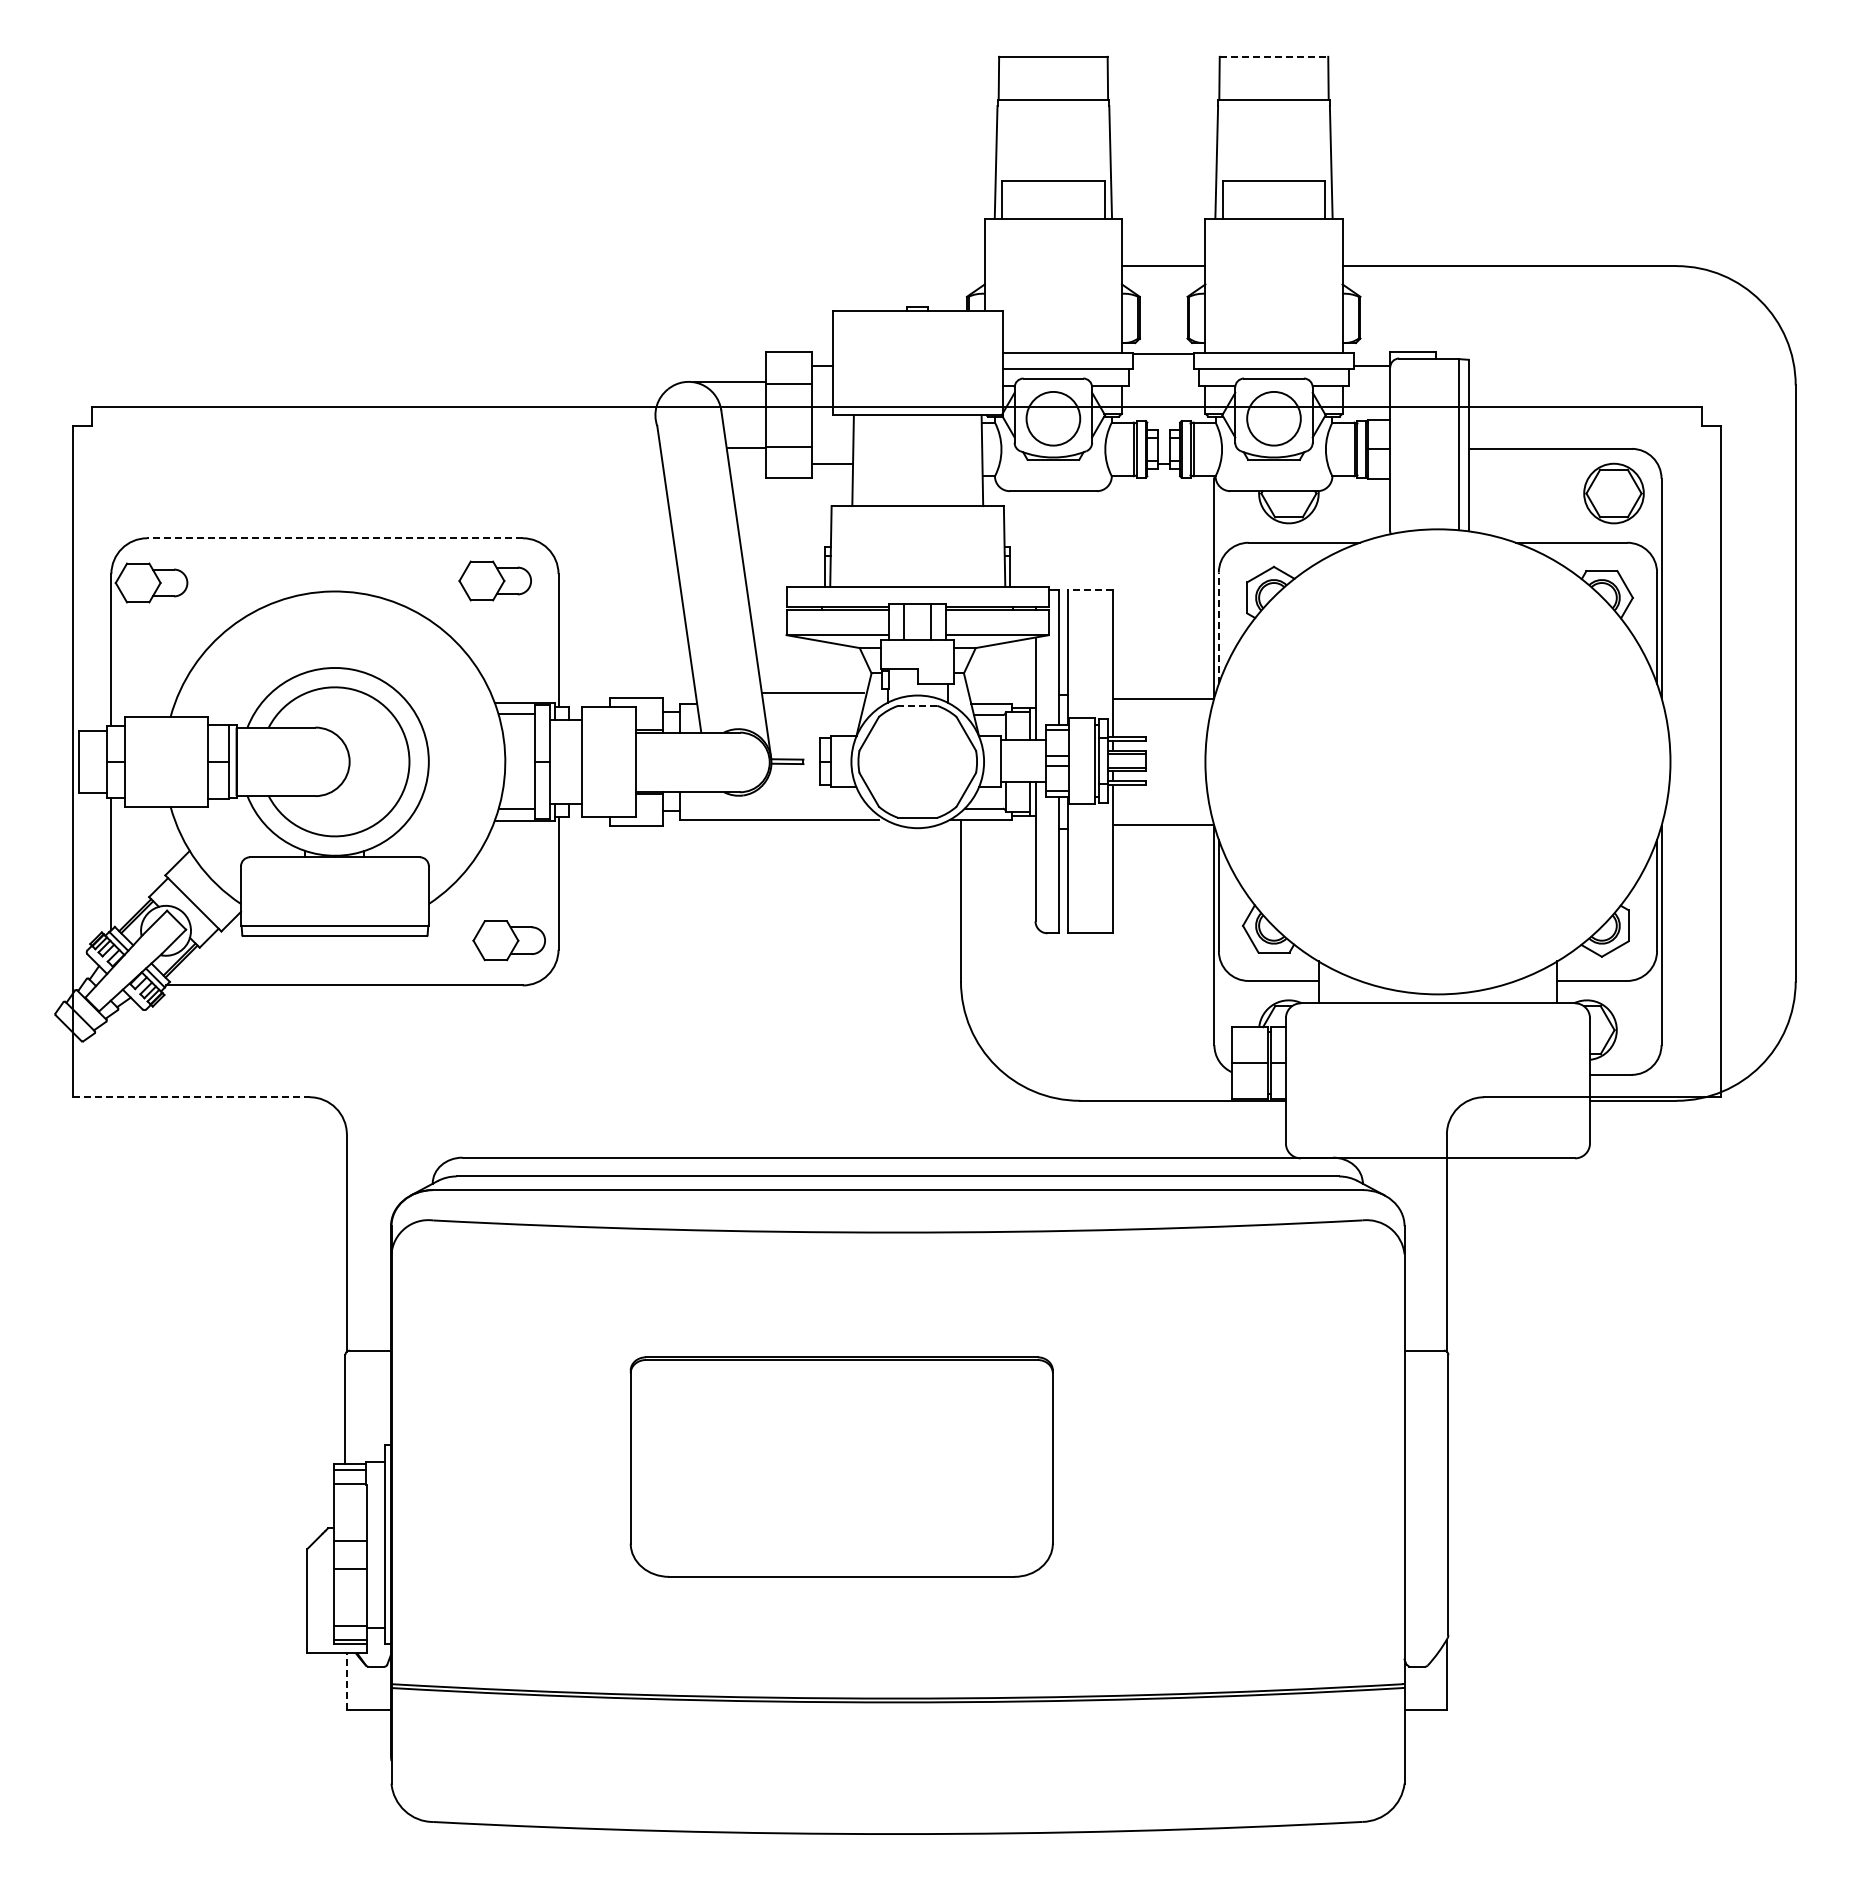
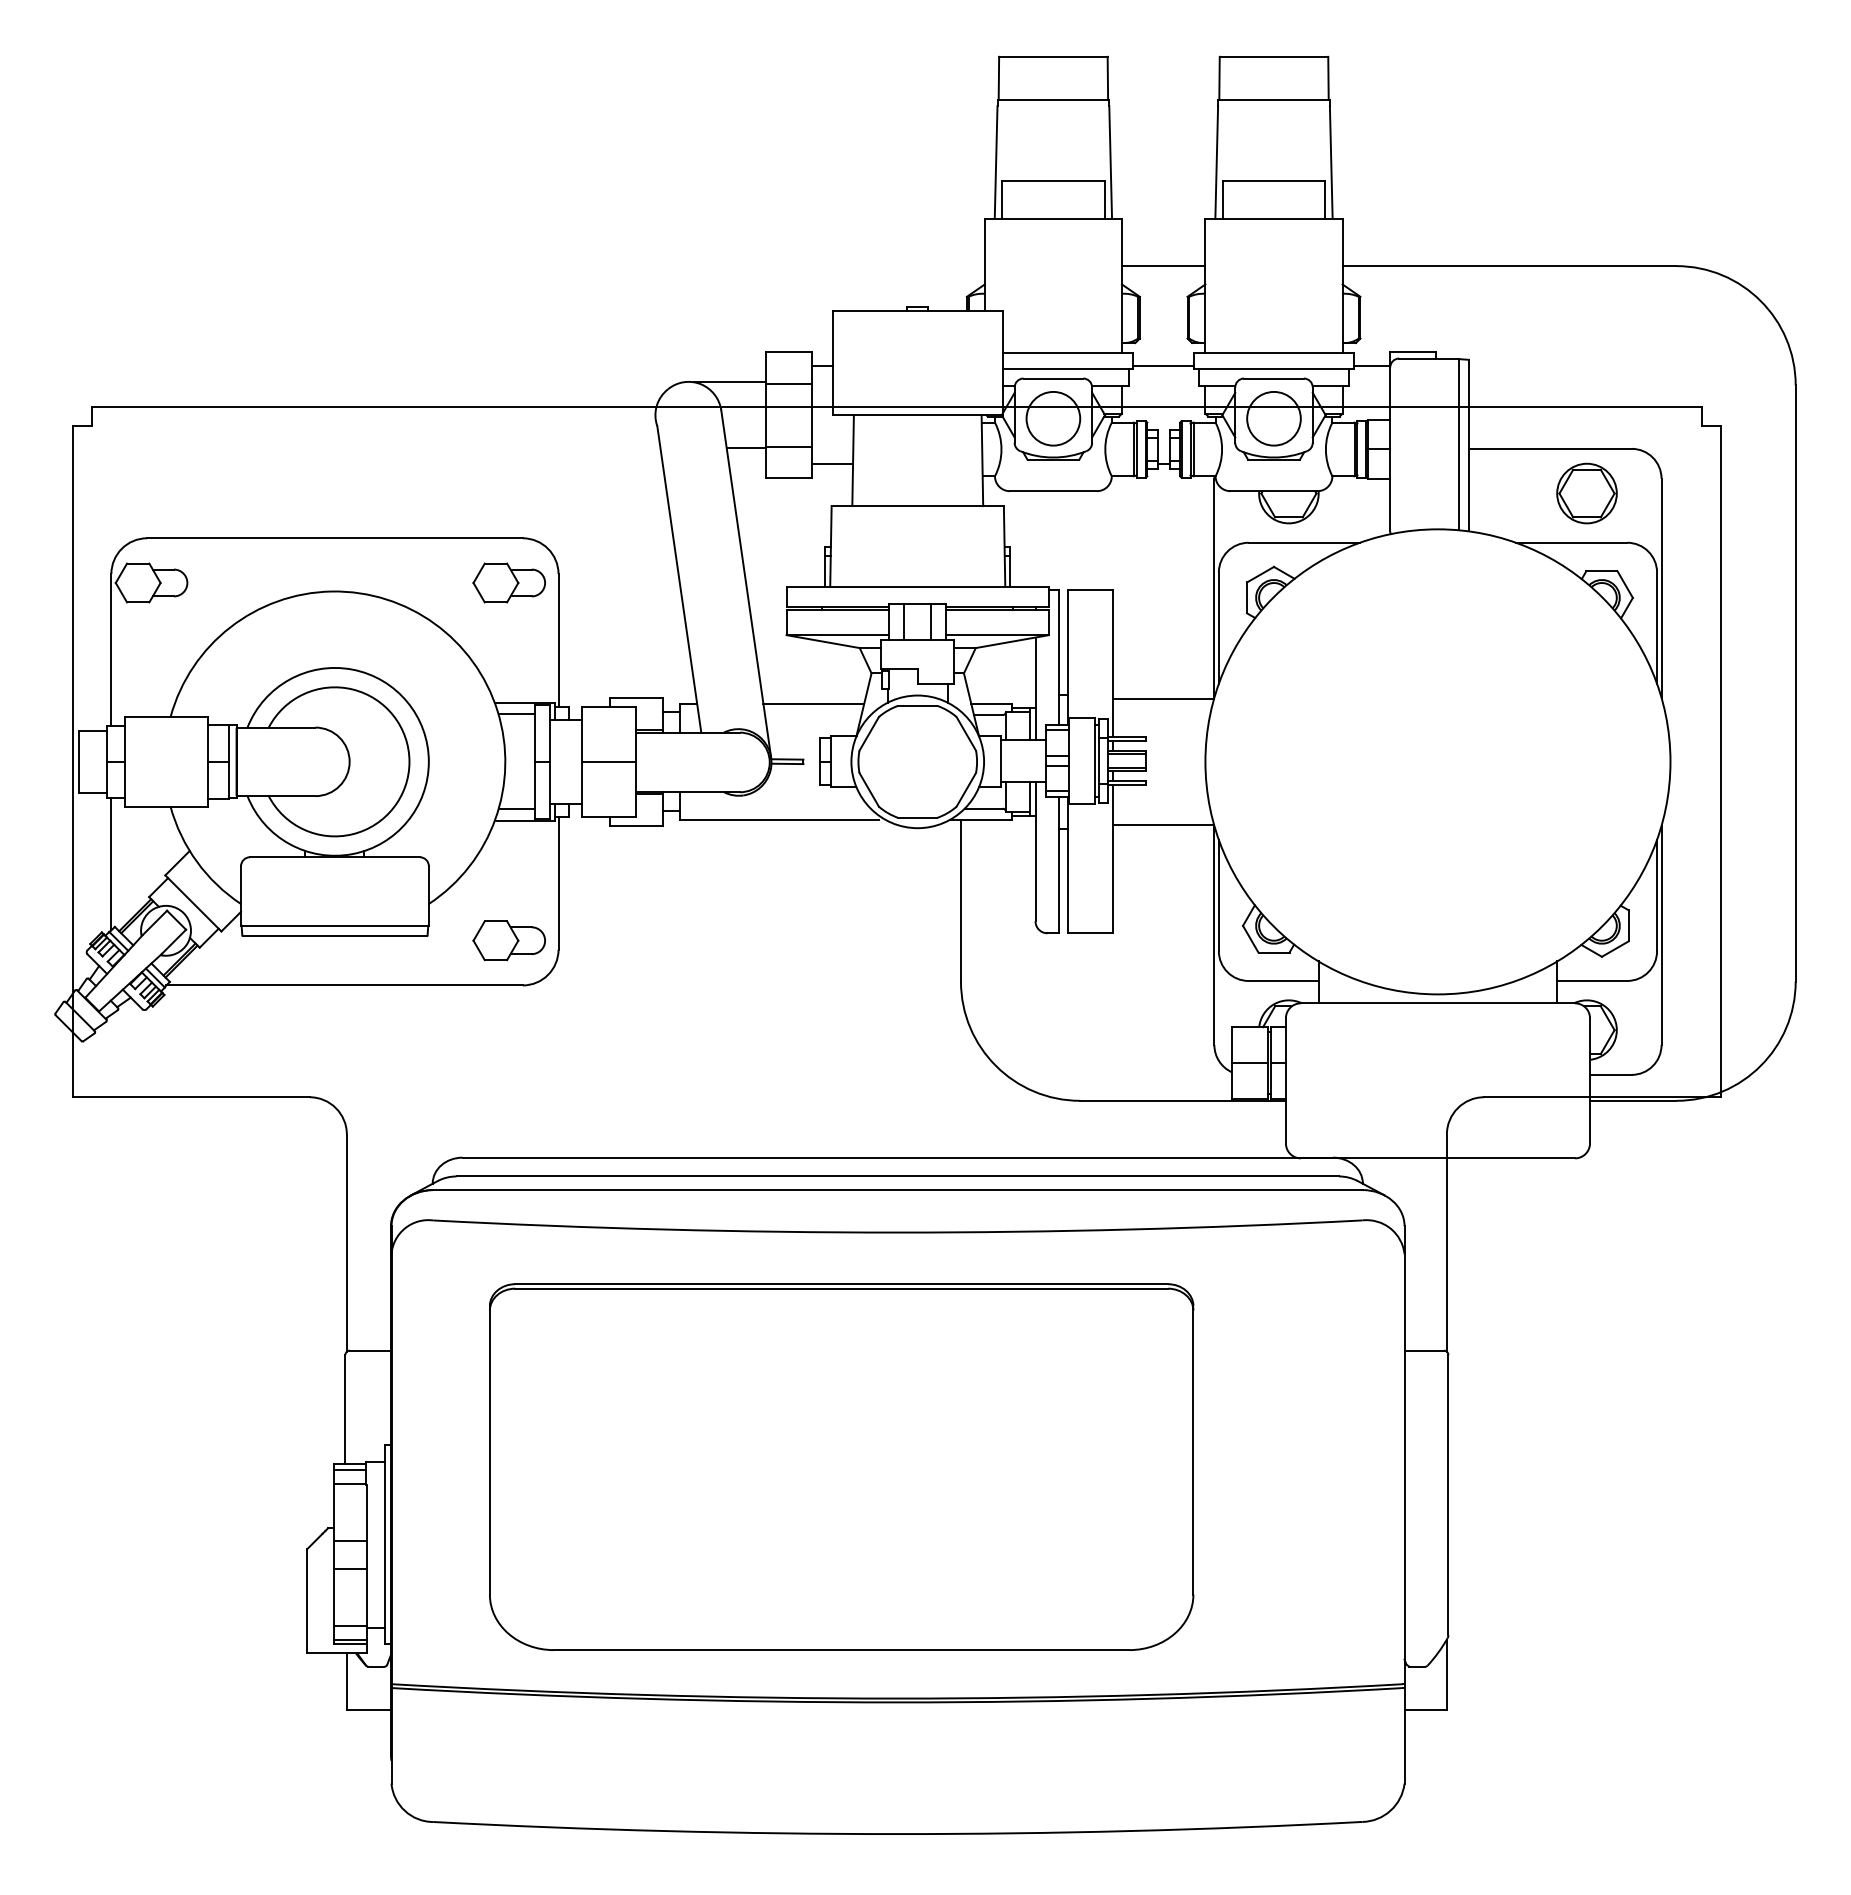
line: dashed -> solid (1274, 56)
line position: (1163, 353) -> (1163, 365) (1163, 365)
part position: (1613, 493) -> (1586, 493) (1586, 493)
line: dashed -> solid (334, 538)
part position: (494, 580) -> (508, 582) (508, 582)
line: dashed -> solid (1090, 590)
line: dashed -> solid (1218, 628)
line position: (813, 692) -> (813, 703) (813, 703)
line: dashed -> solid (917, 705)
line: none -> present (608, 761)
line: dashed -> solid (191, 1097)
part size: 425x222 px -> 706x368 px (841, 1466)
line: dashed -> solid (346, 1681)
